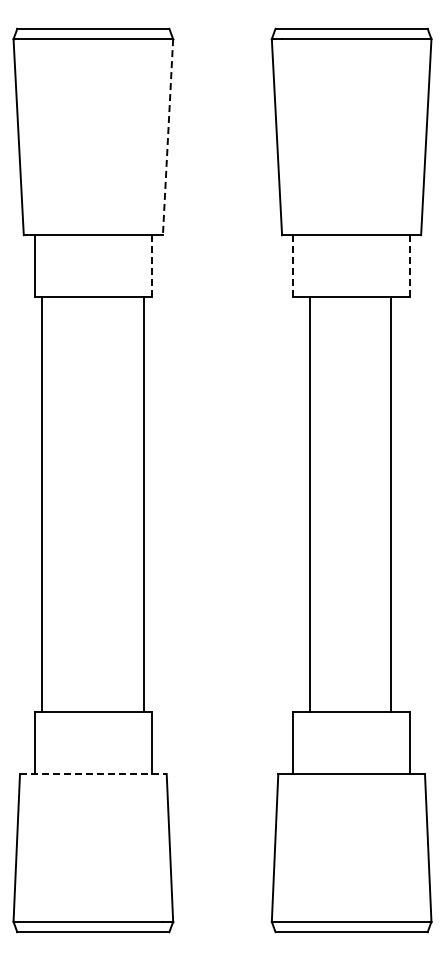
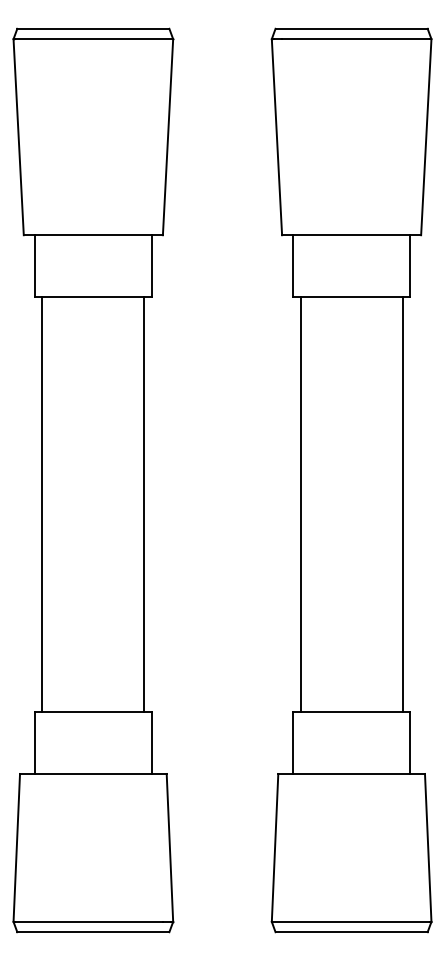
line: dashed -> solid (168, 137)
line: dashed -> solid (151, 266)
line: dashed -> solid (293, 266)
line: dashed -> solid (410, 266)
line position: (309, 504) -> (300, 504) (300, 504)
line position: (390, 504) -> (402, 504) (402, 504)
line: dashed -> solid (93, 773)
